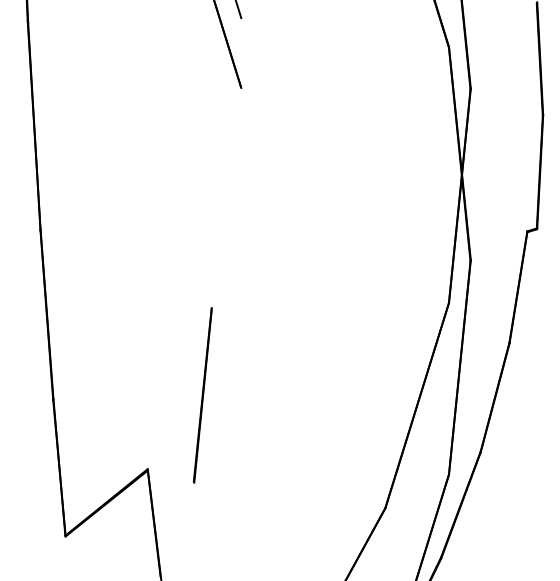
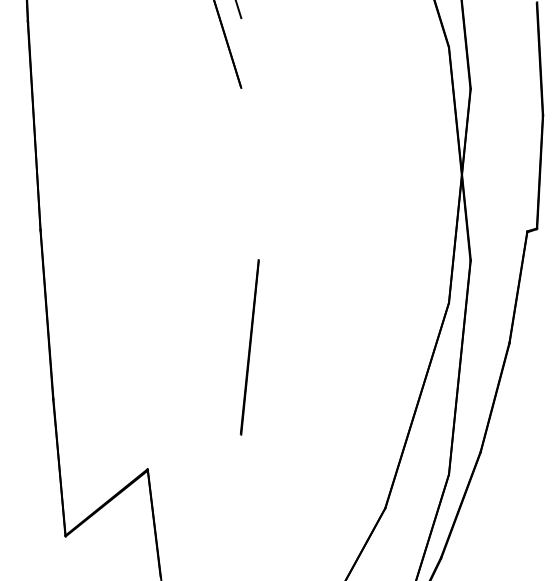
line position: (202, 395) -> (249, 347) (249, 347)
